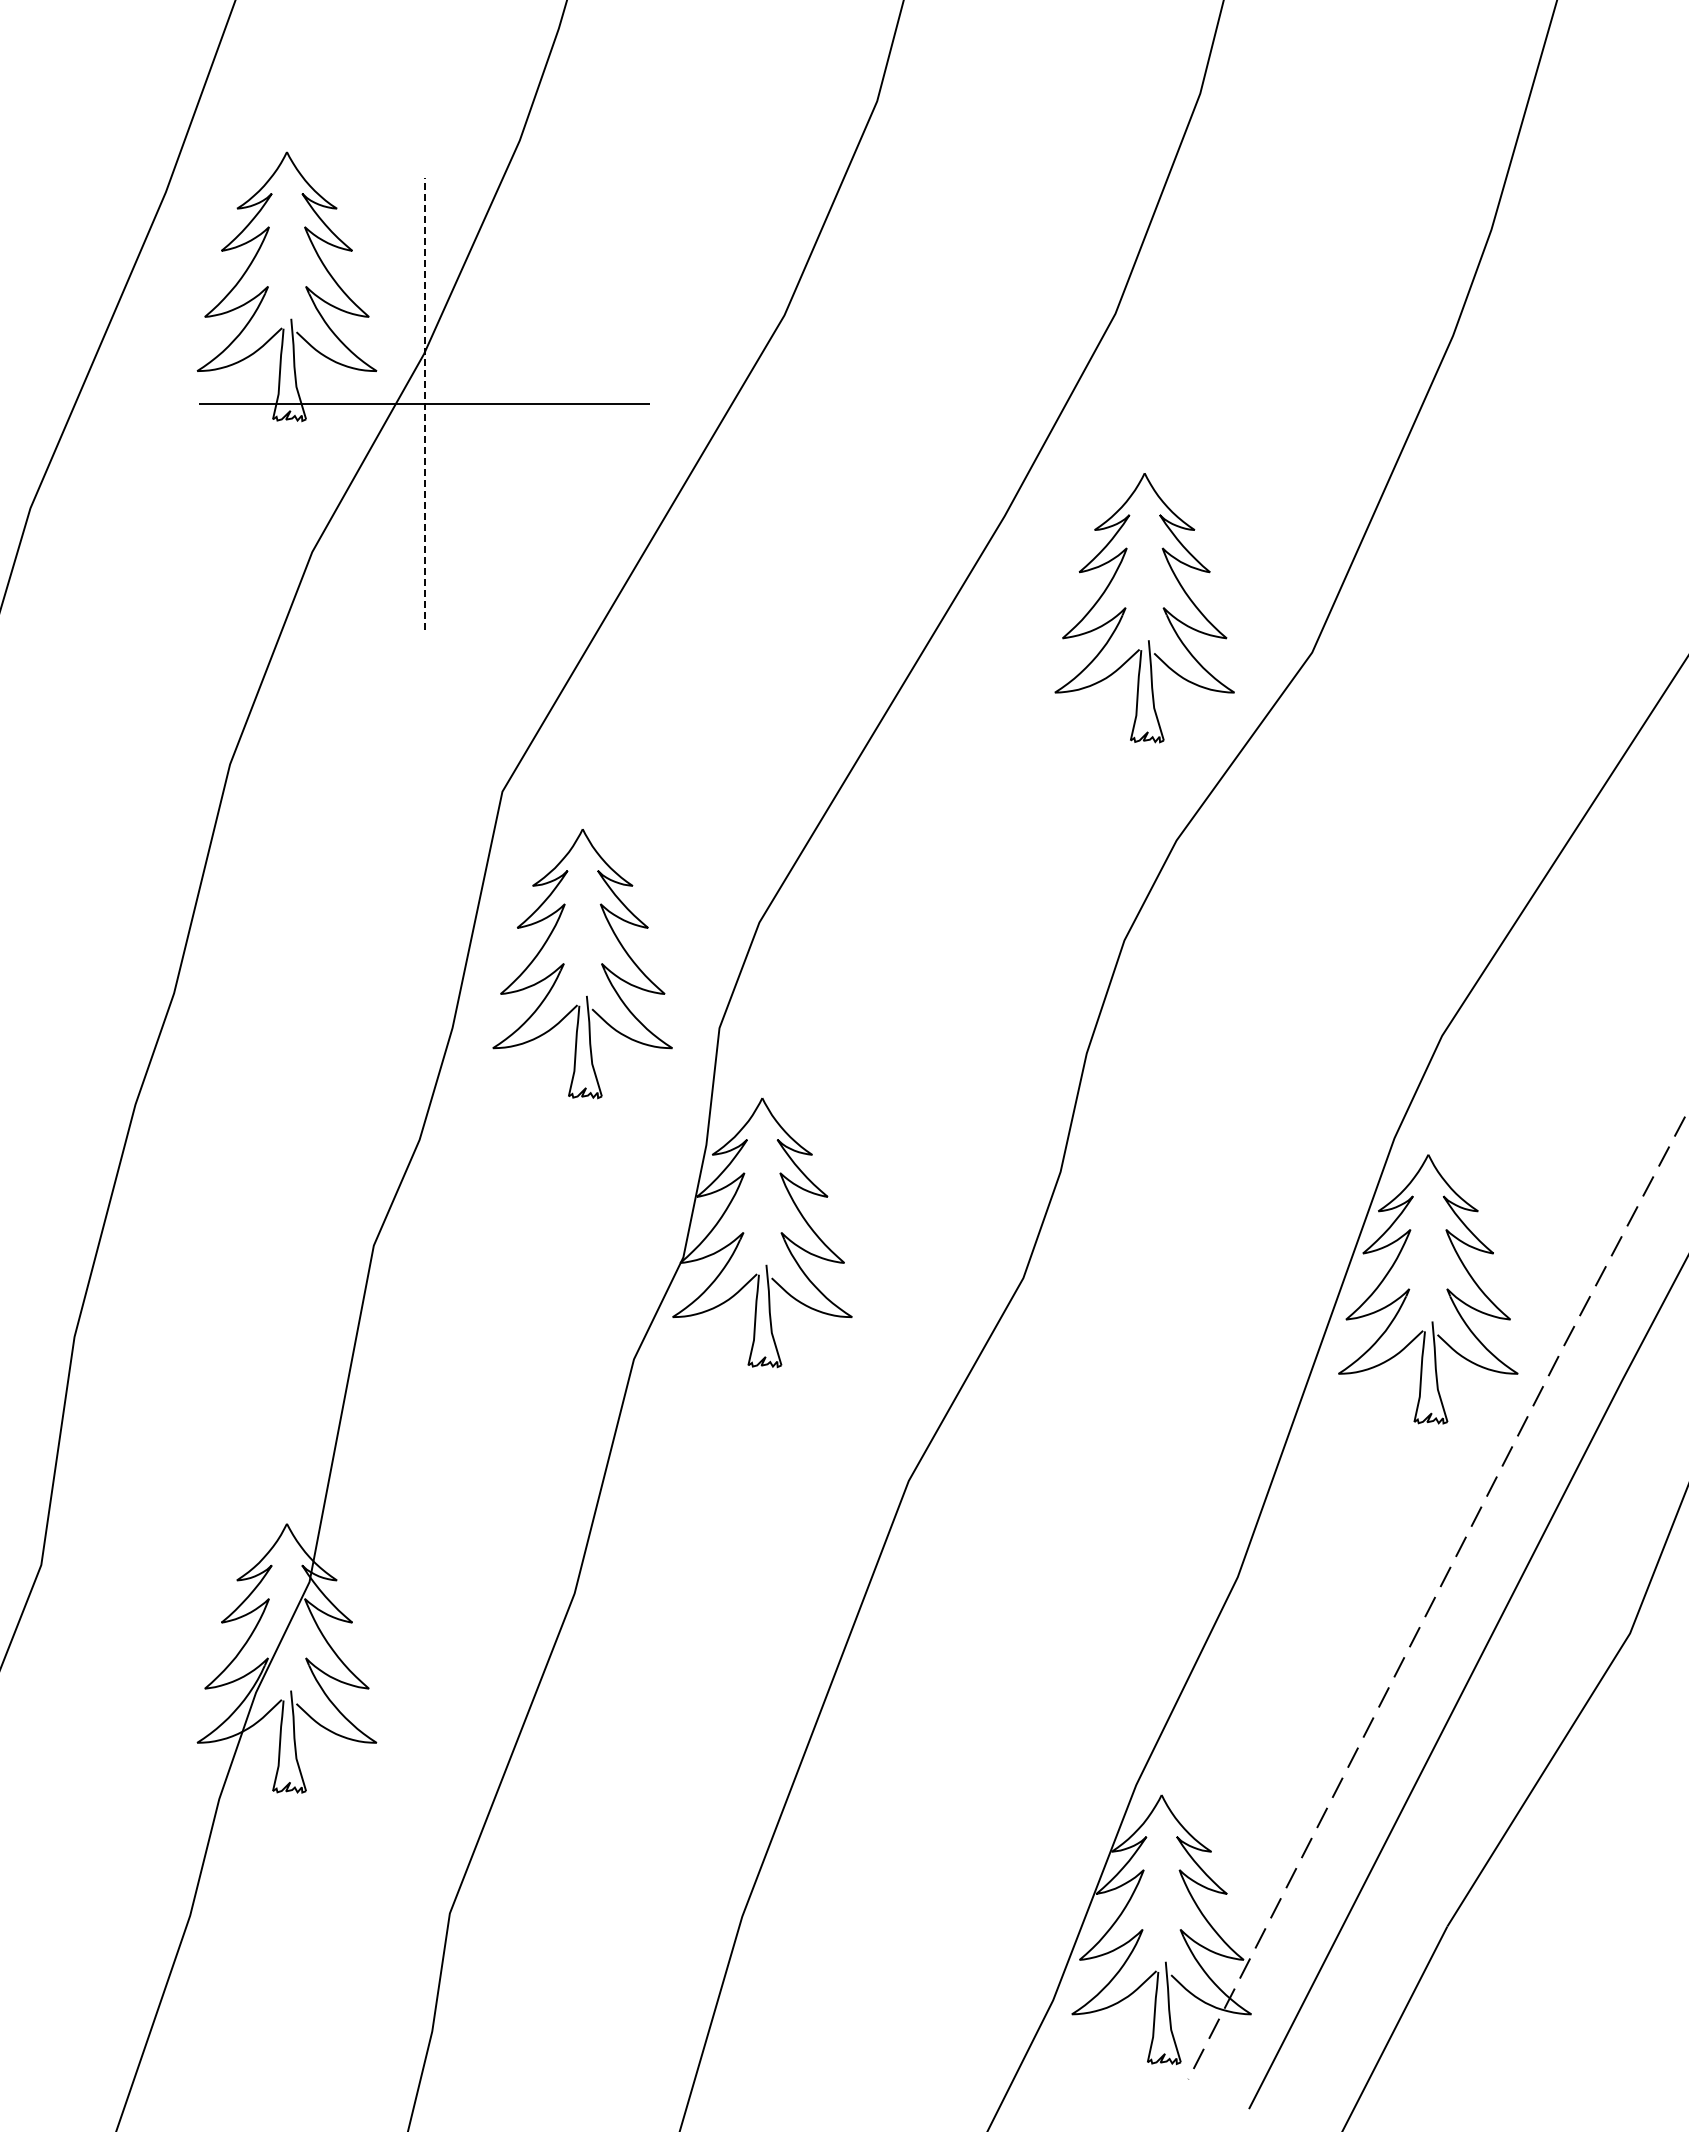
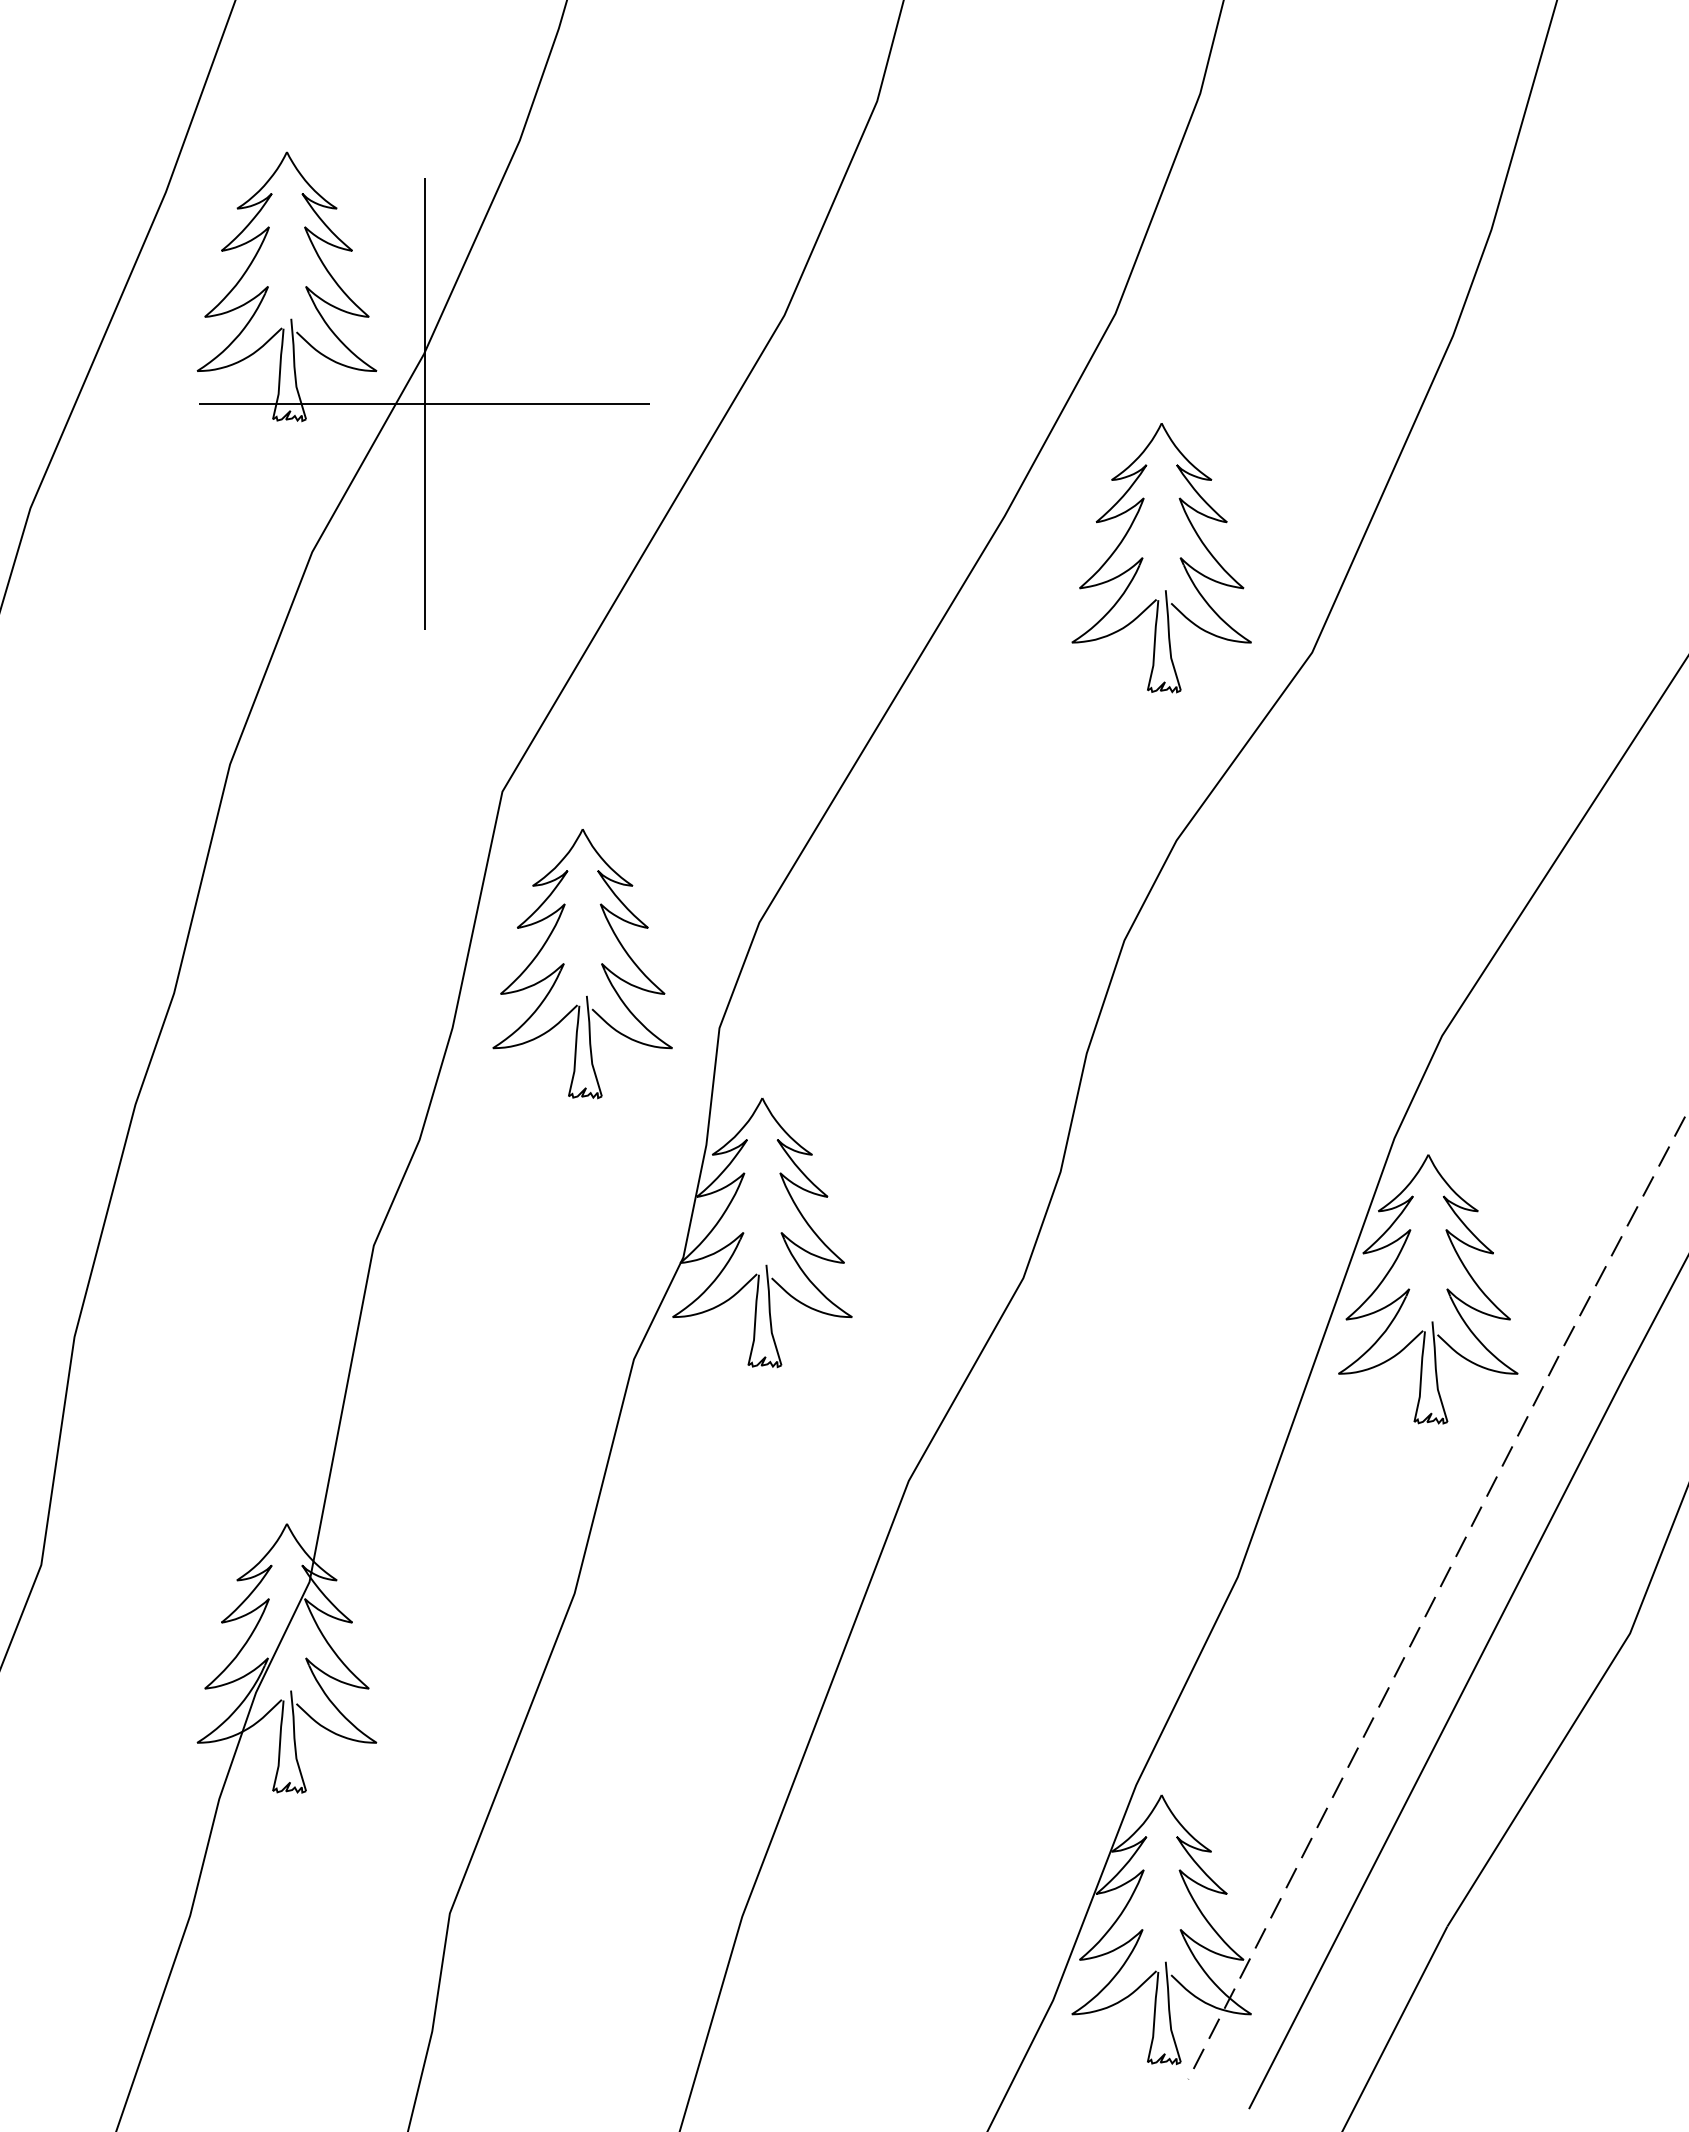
line: dashed -> solid (424, 404)
part position: (1126, 608) -> (1143, 558) (1143, 558)
